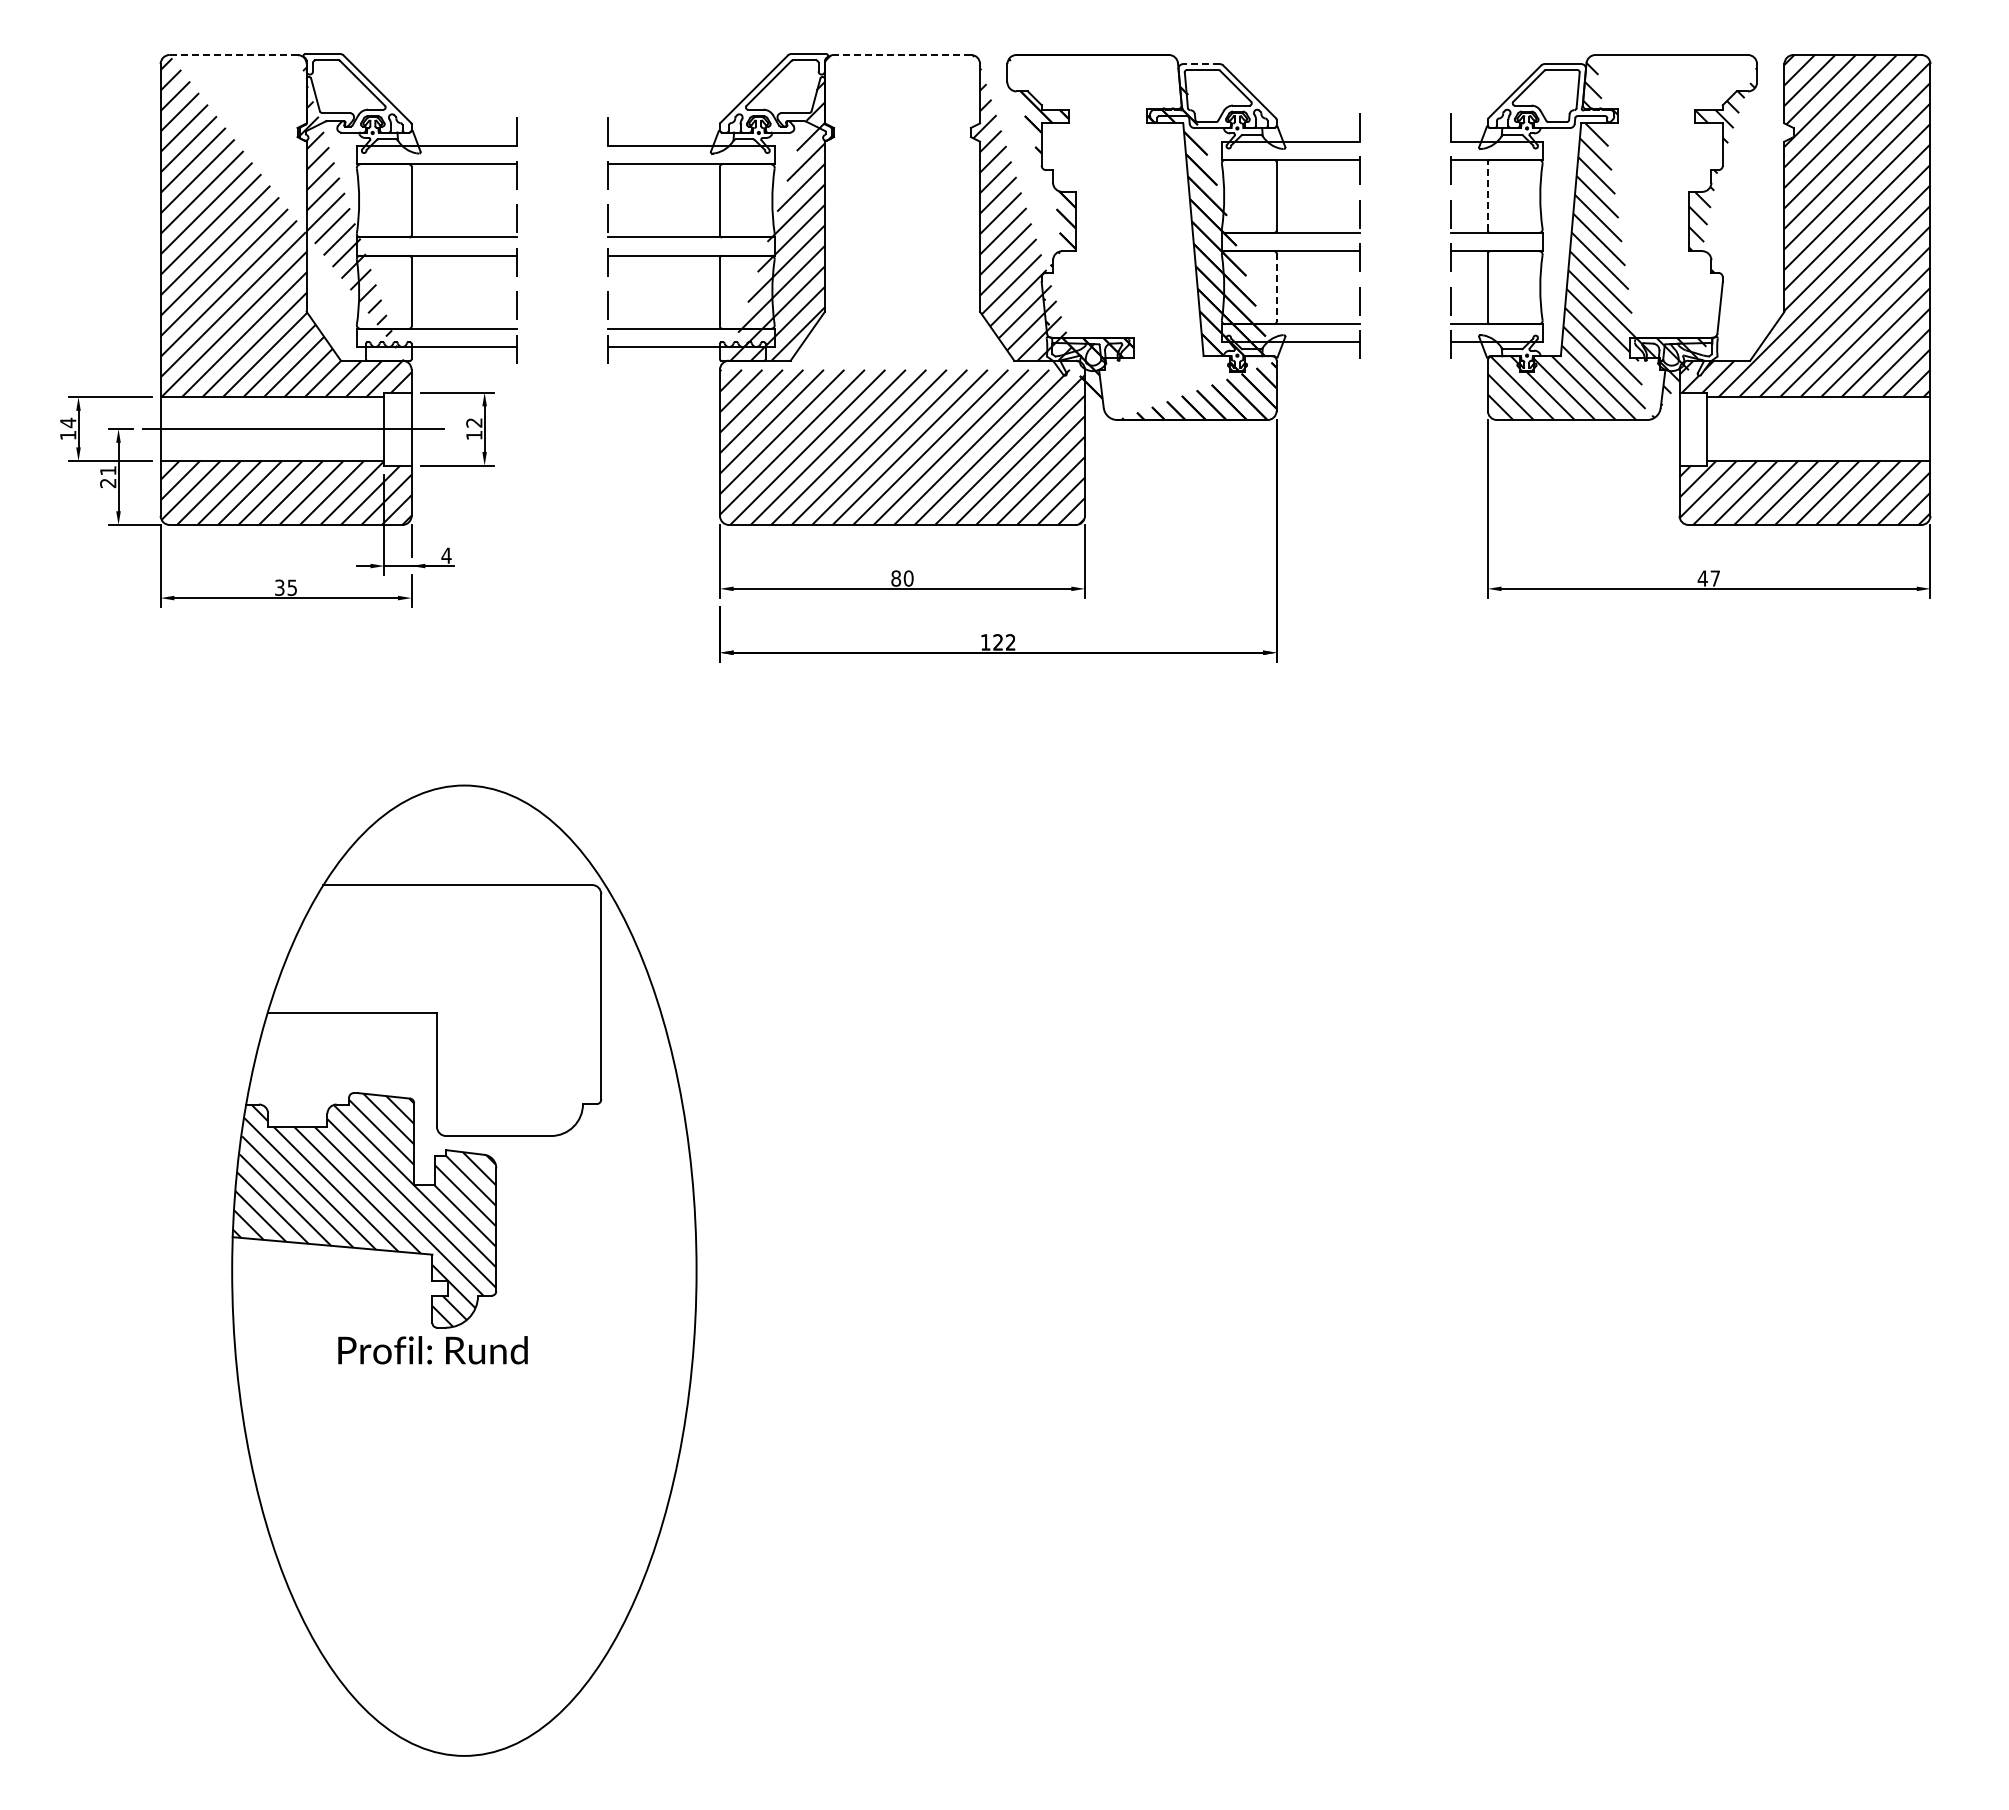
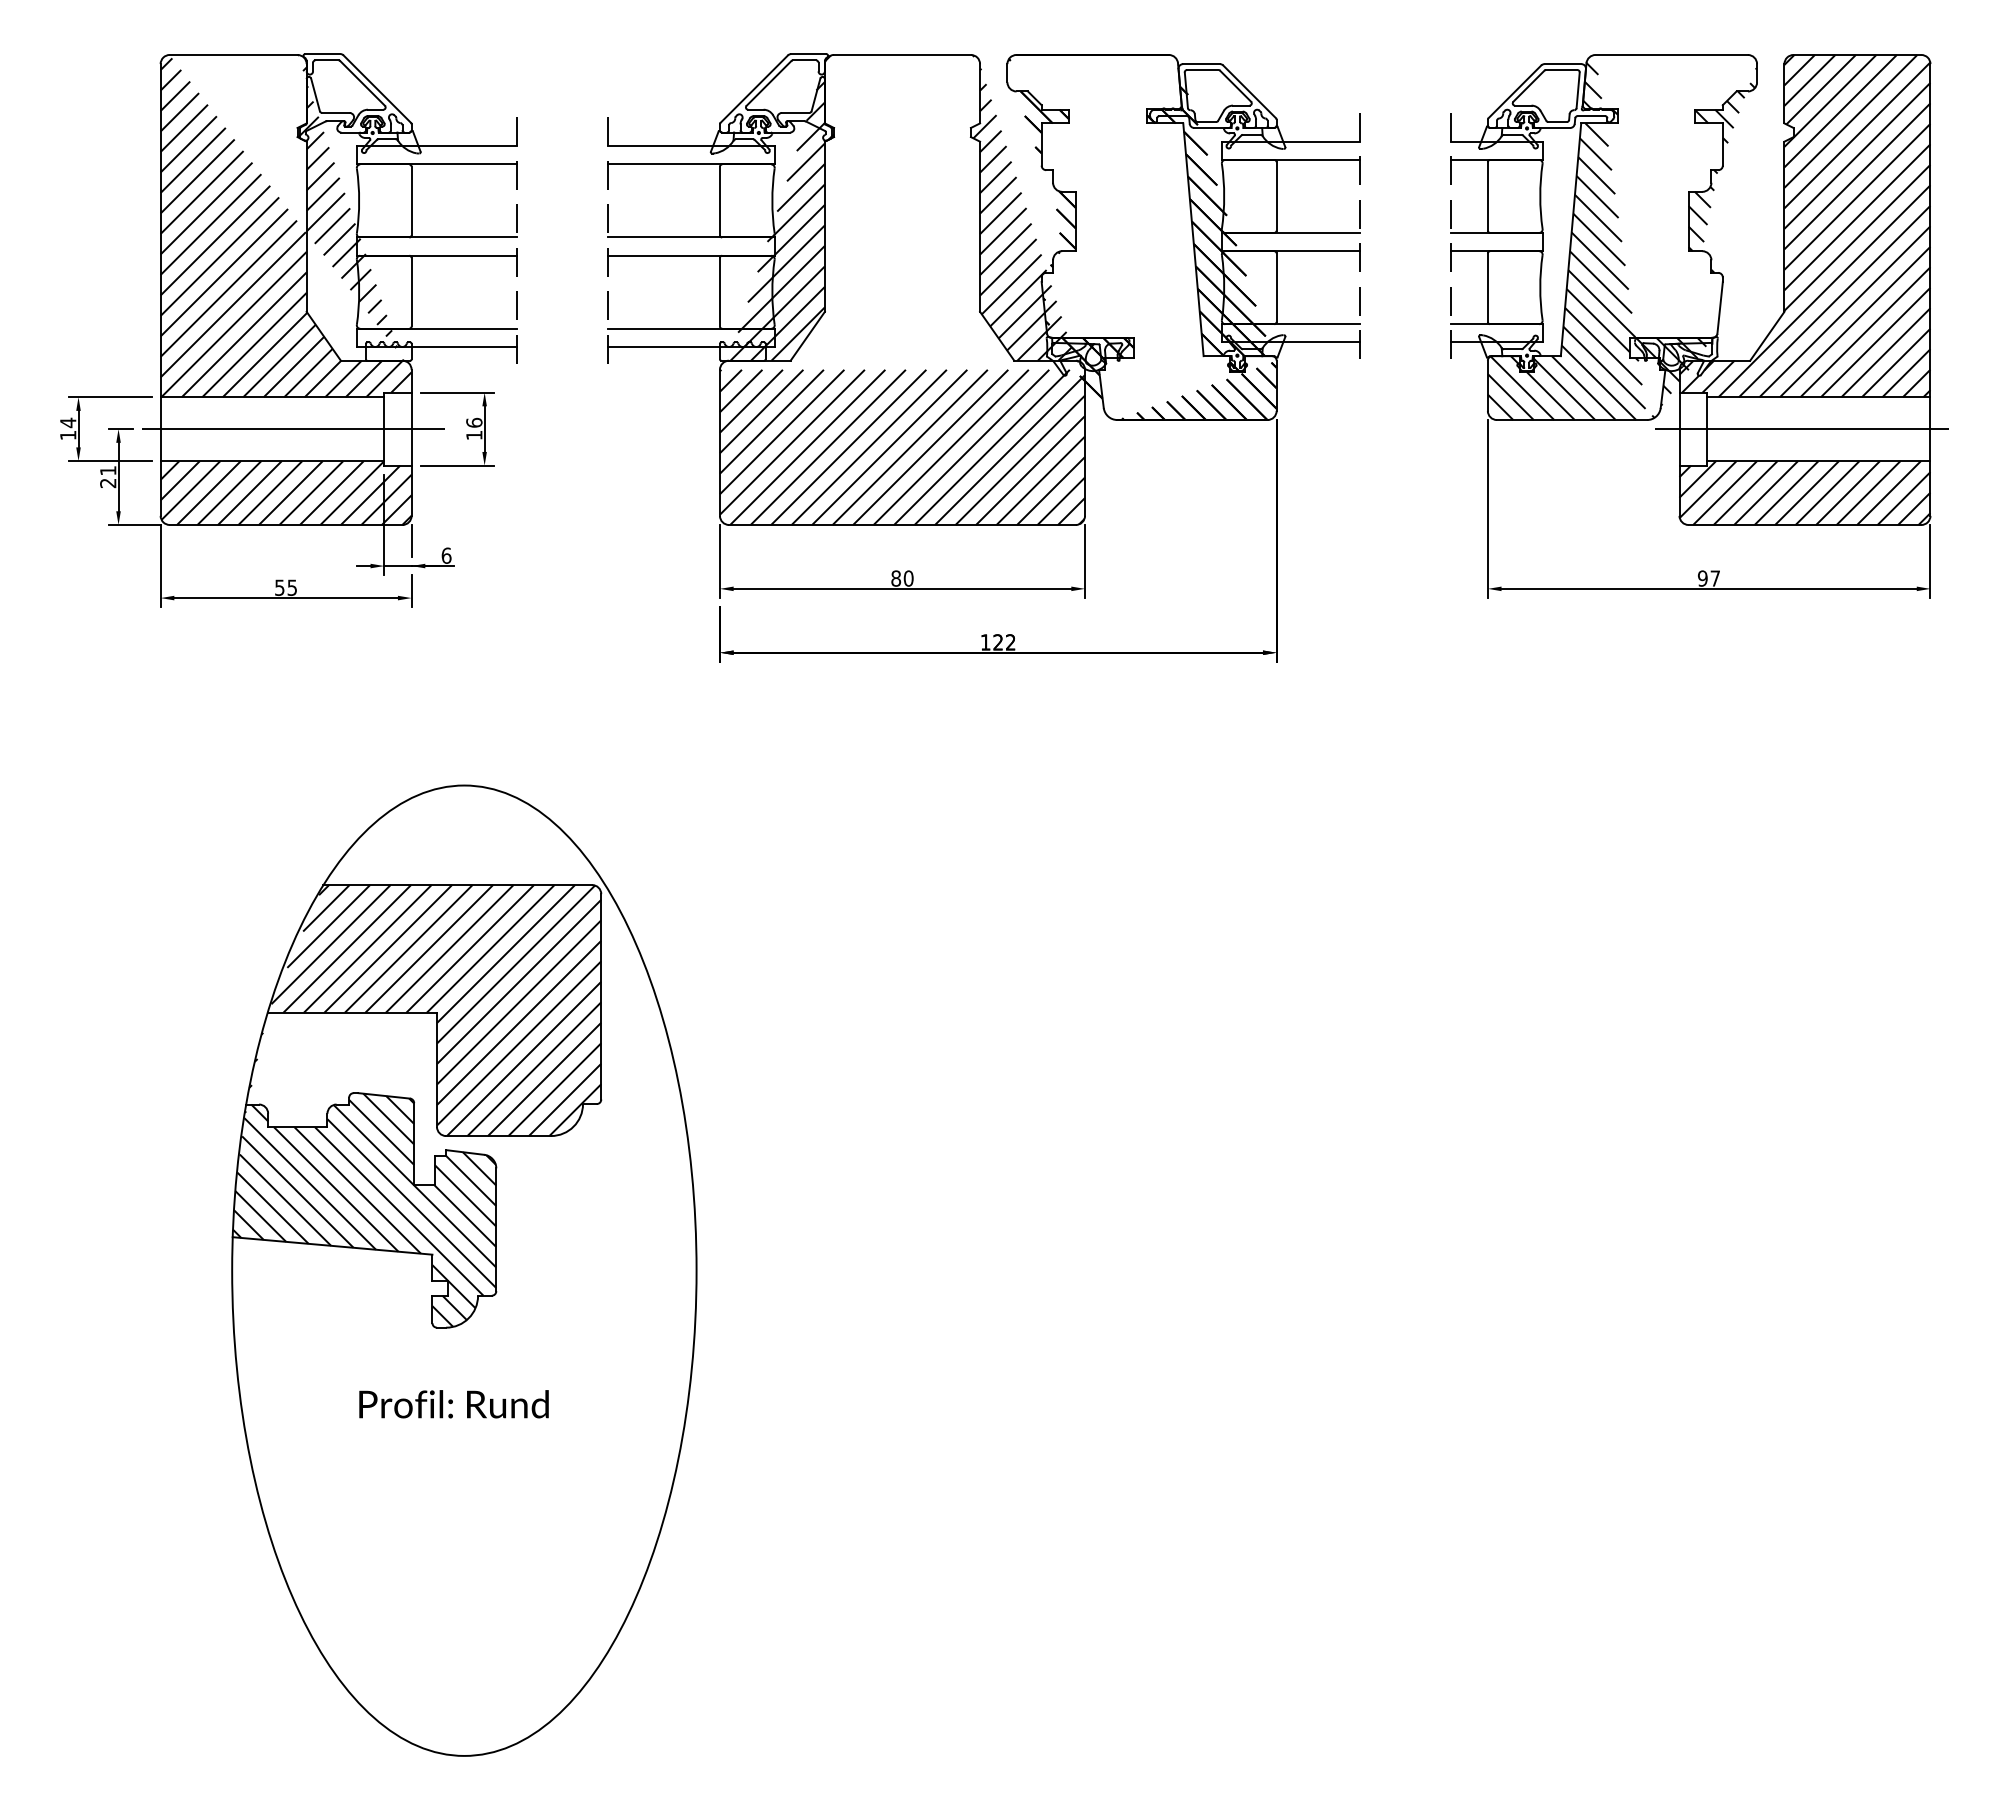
line: dashed -> solid (233, 54)
line: dashed -> solid (901, 54)
line: dashed -> solid (1201, 64)
line: dashed -> solid (1487, 195)
line: dashed -> solid (1276, 288)
text: 12 -> 16 (474, 422)
line: none -> present (1801, 429)
text: 4 -> 6 (446, 555)
text: 47 -> 97 (1702, 578)
text: 35 -> 55 (279, 587)
hatch: none -> present (422, 1010)
text position: (432, 1350) -> (453, 1404) (453, 1404)
